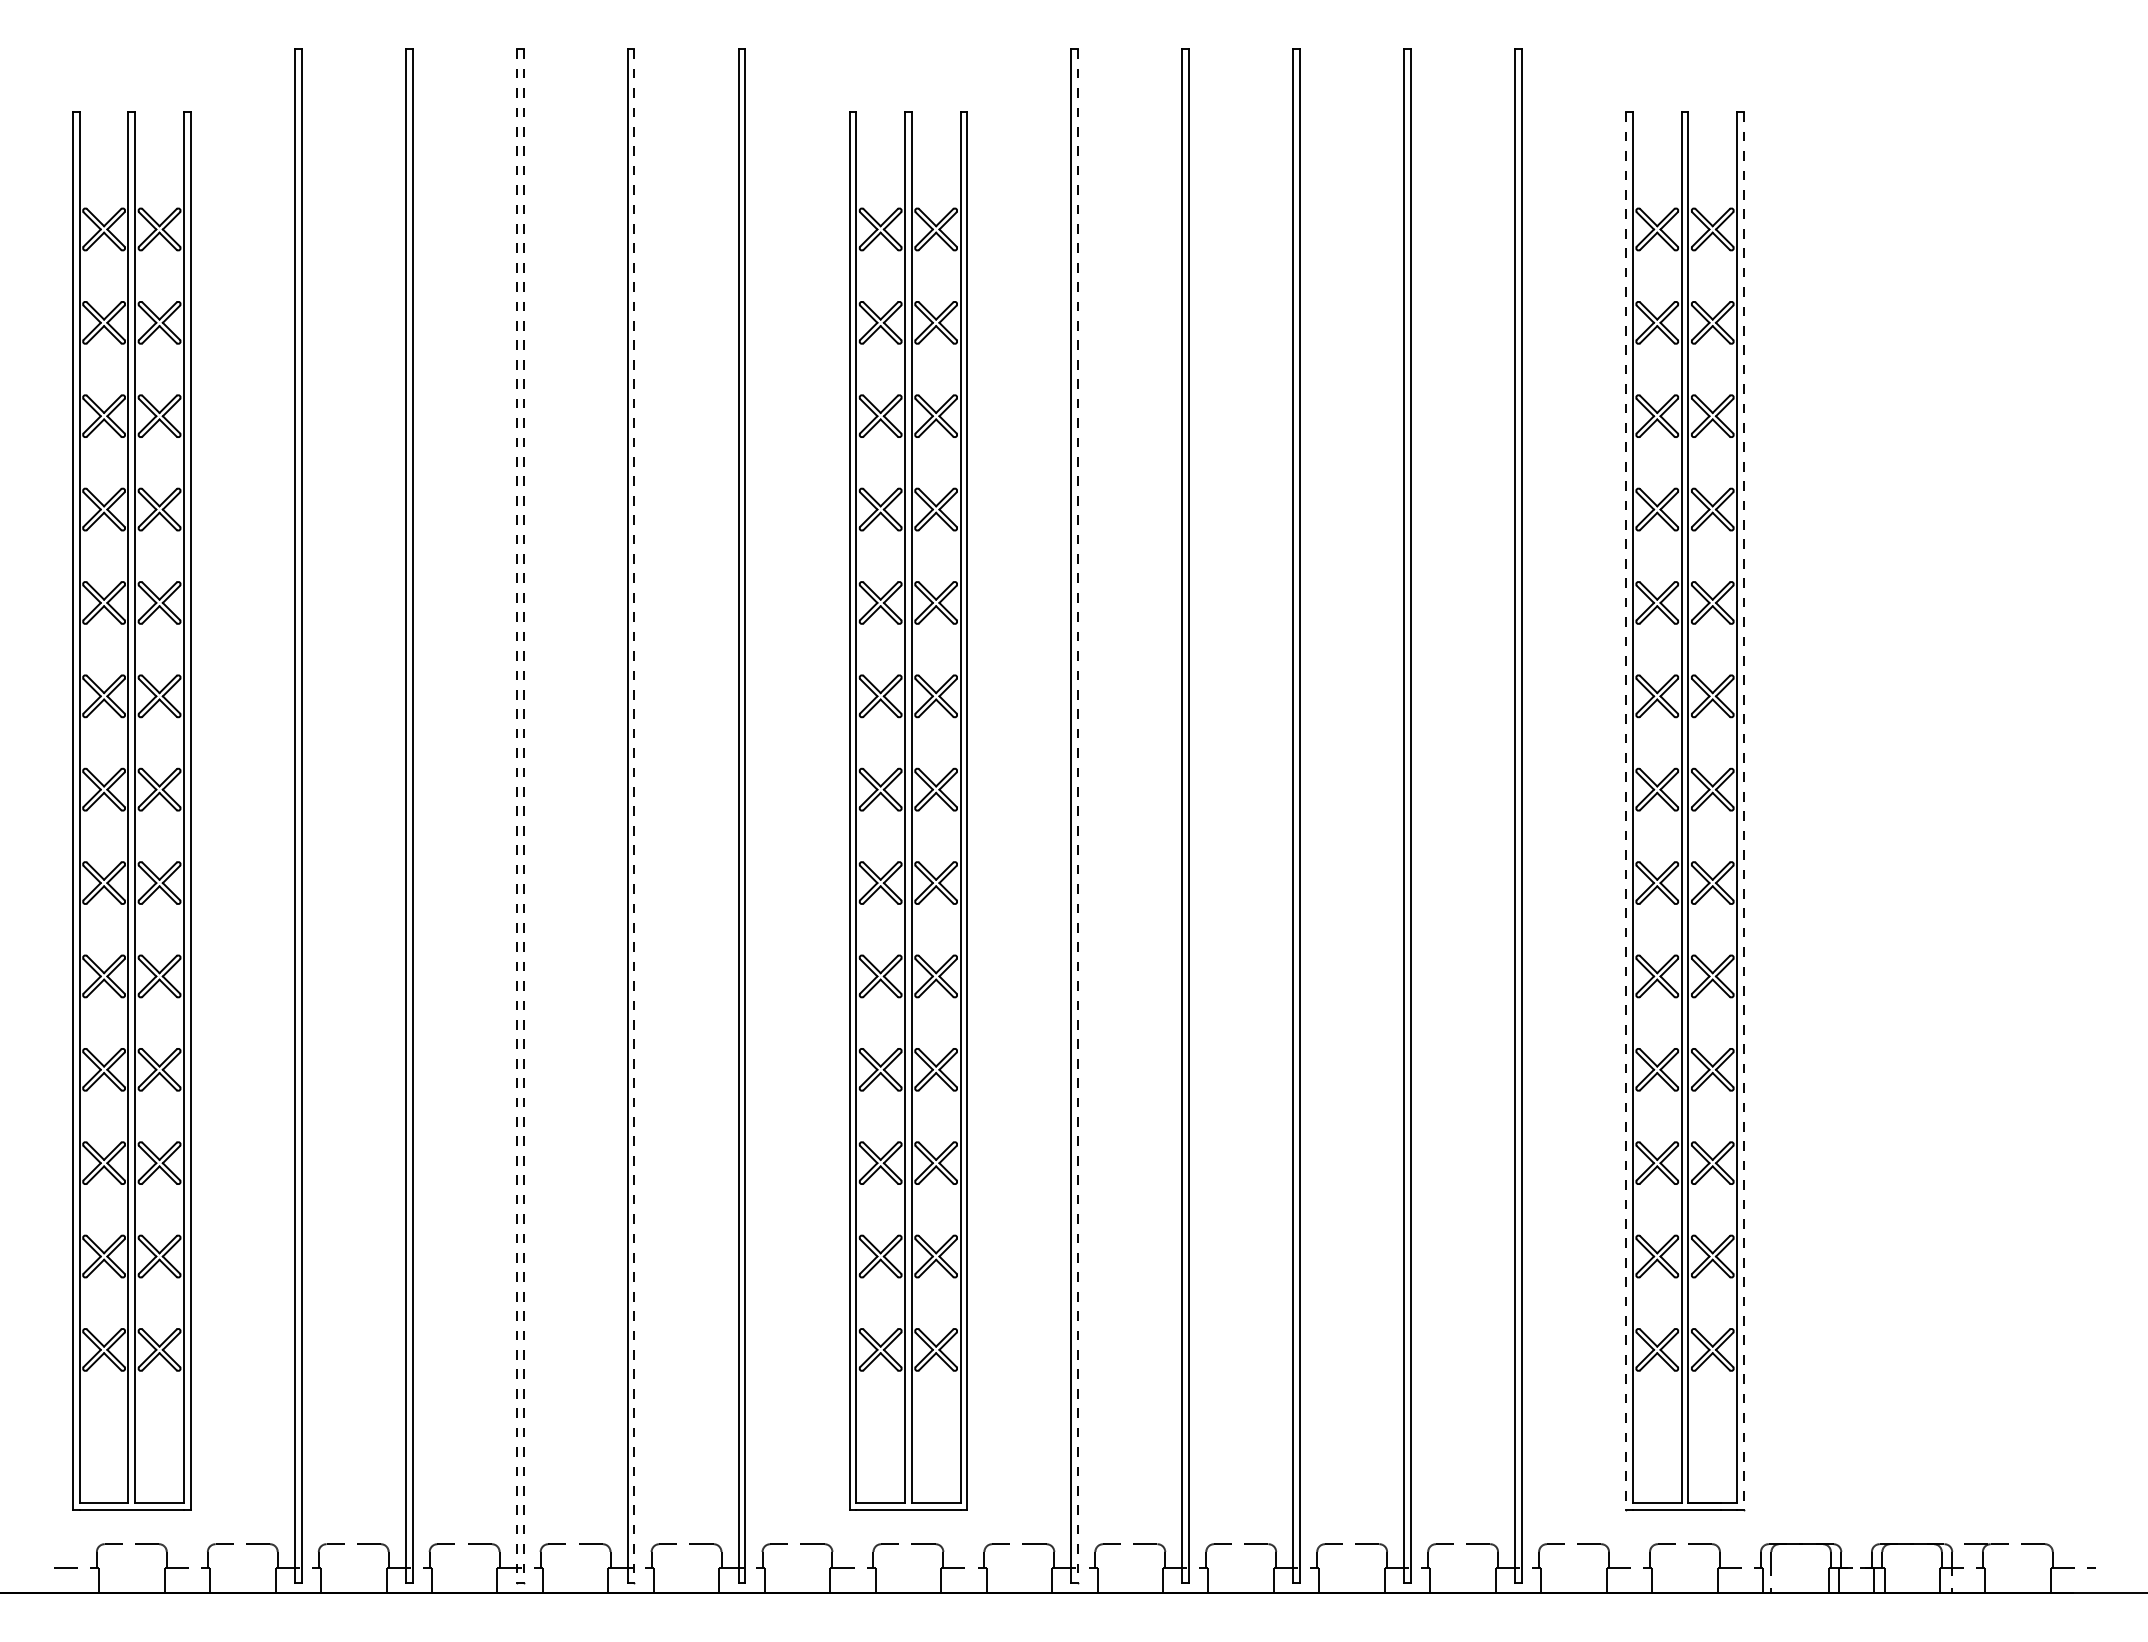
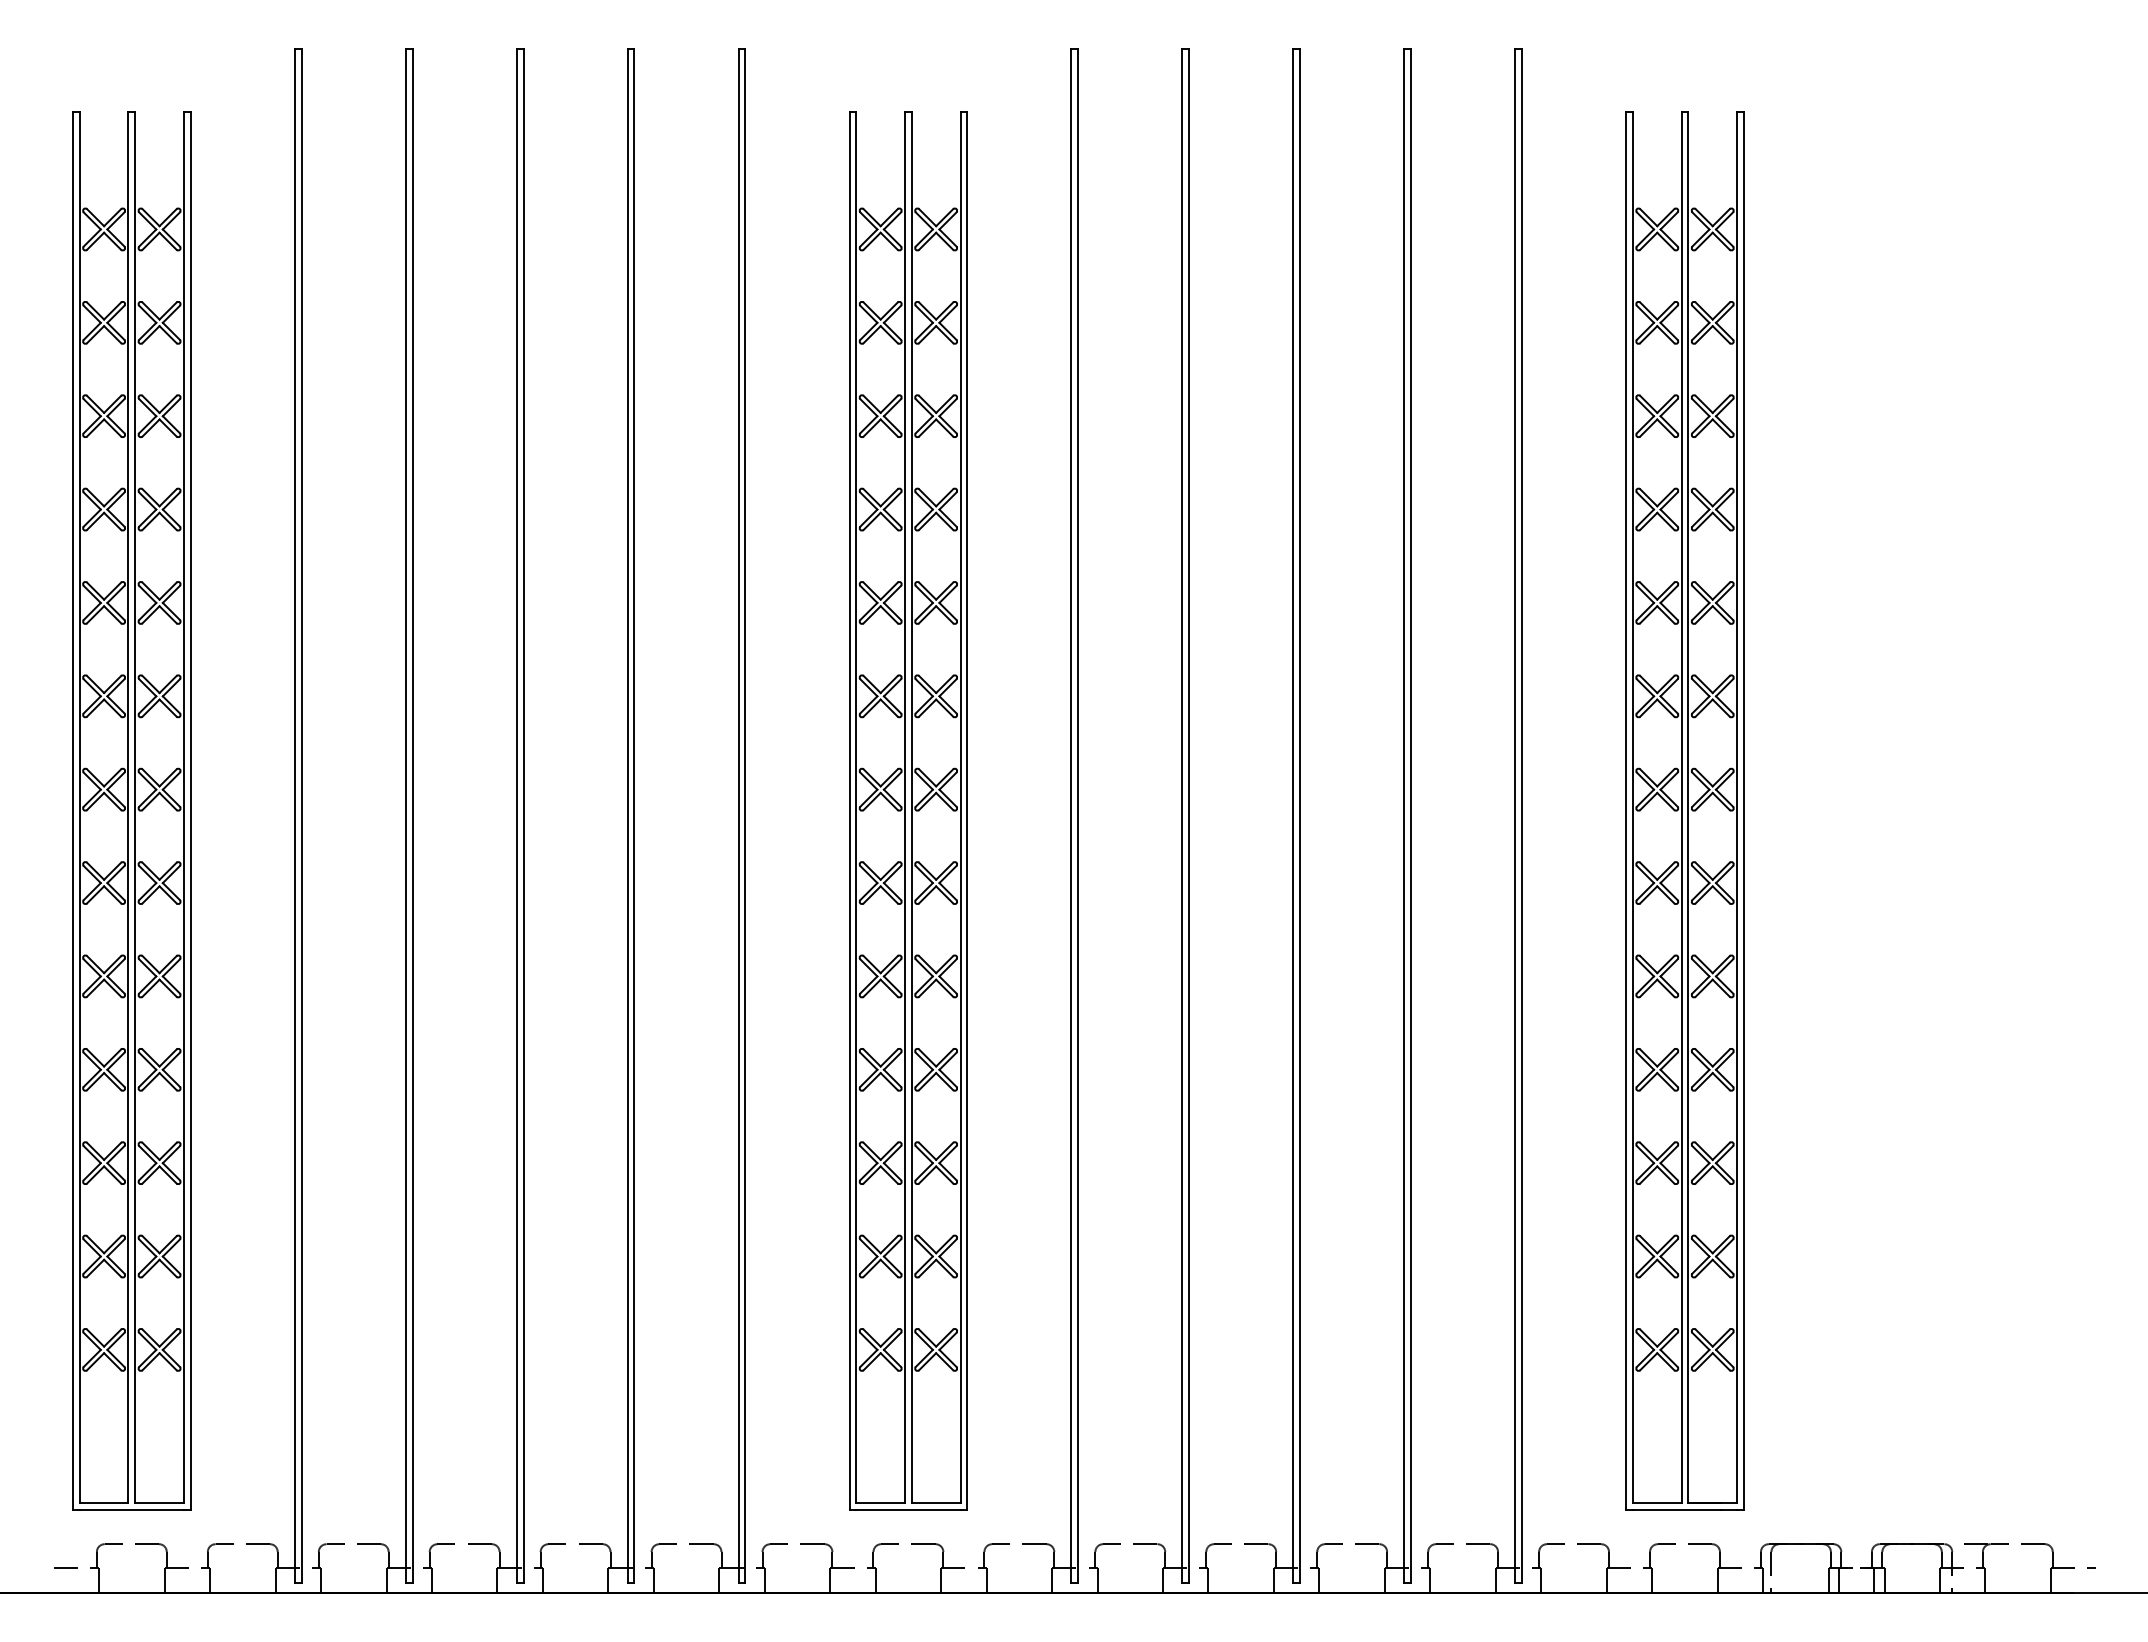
line: dashed -> solid (1626, 811)
line: dashed -> solid (1743, 811)
line: dashed -> solid (516, 816)
line: dashed -> solid (523, 816)
line: dashed -> solid (634, 816)
line: dashed -> solid (1078, 816)
